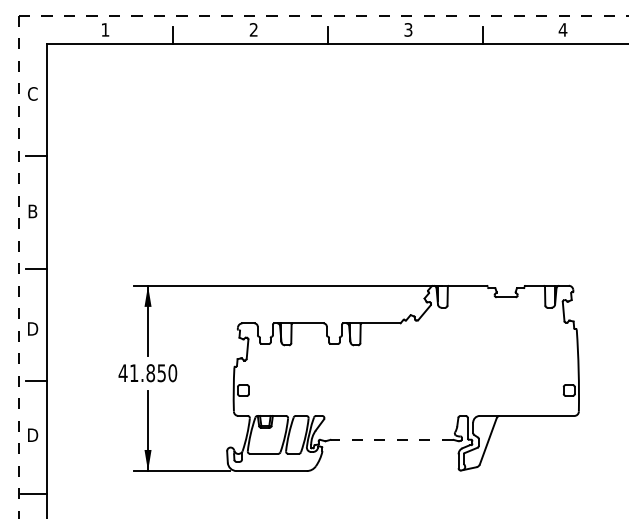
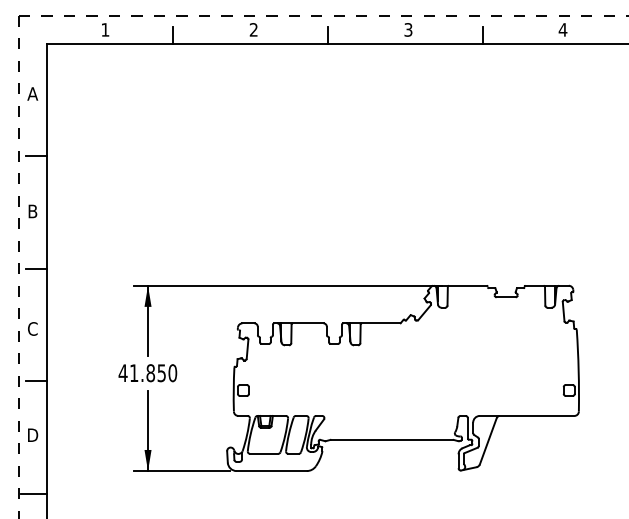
text: C -> A (32, 93)
text: D -> C (33, 328)
line: dashed -> solid (391, 439)
